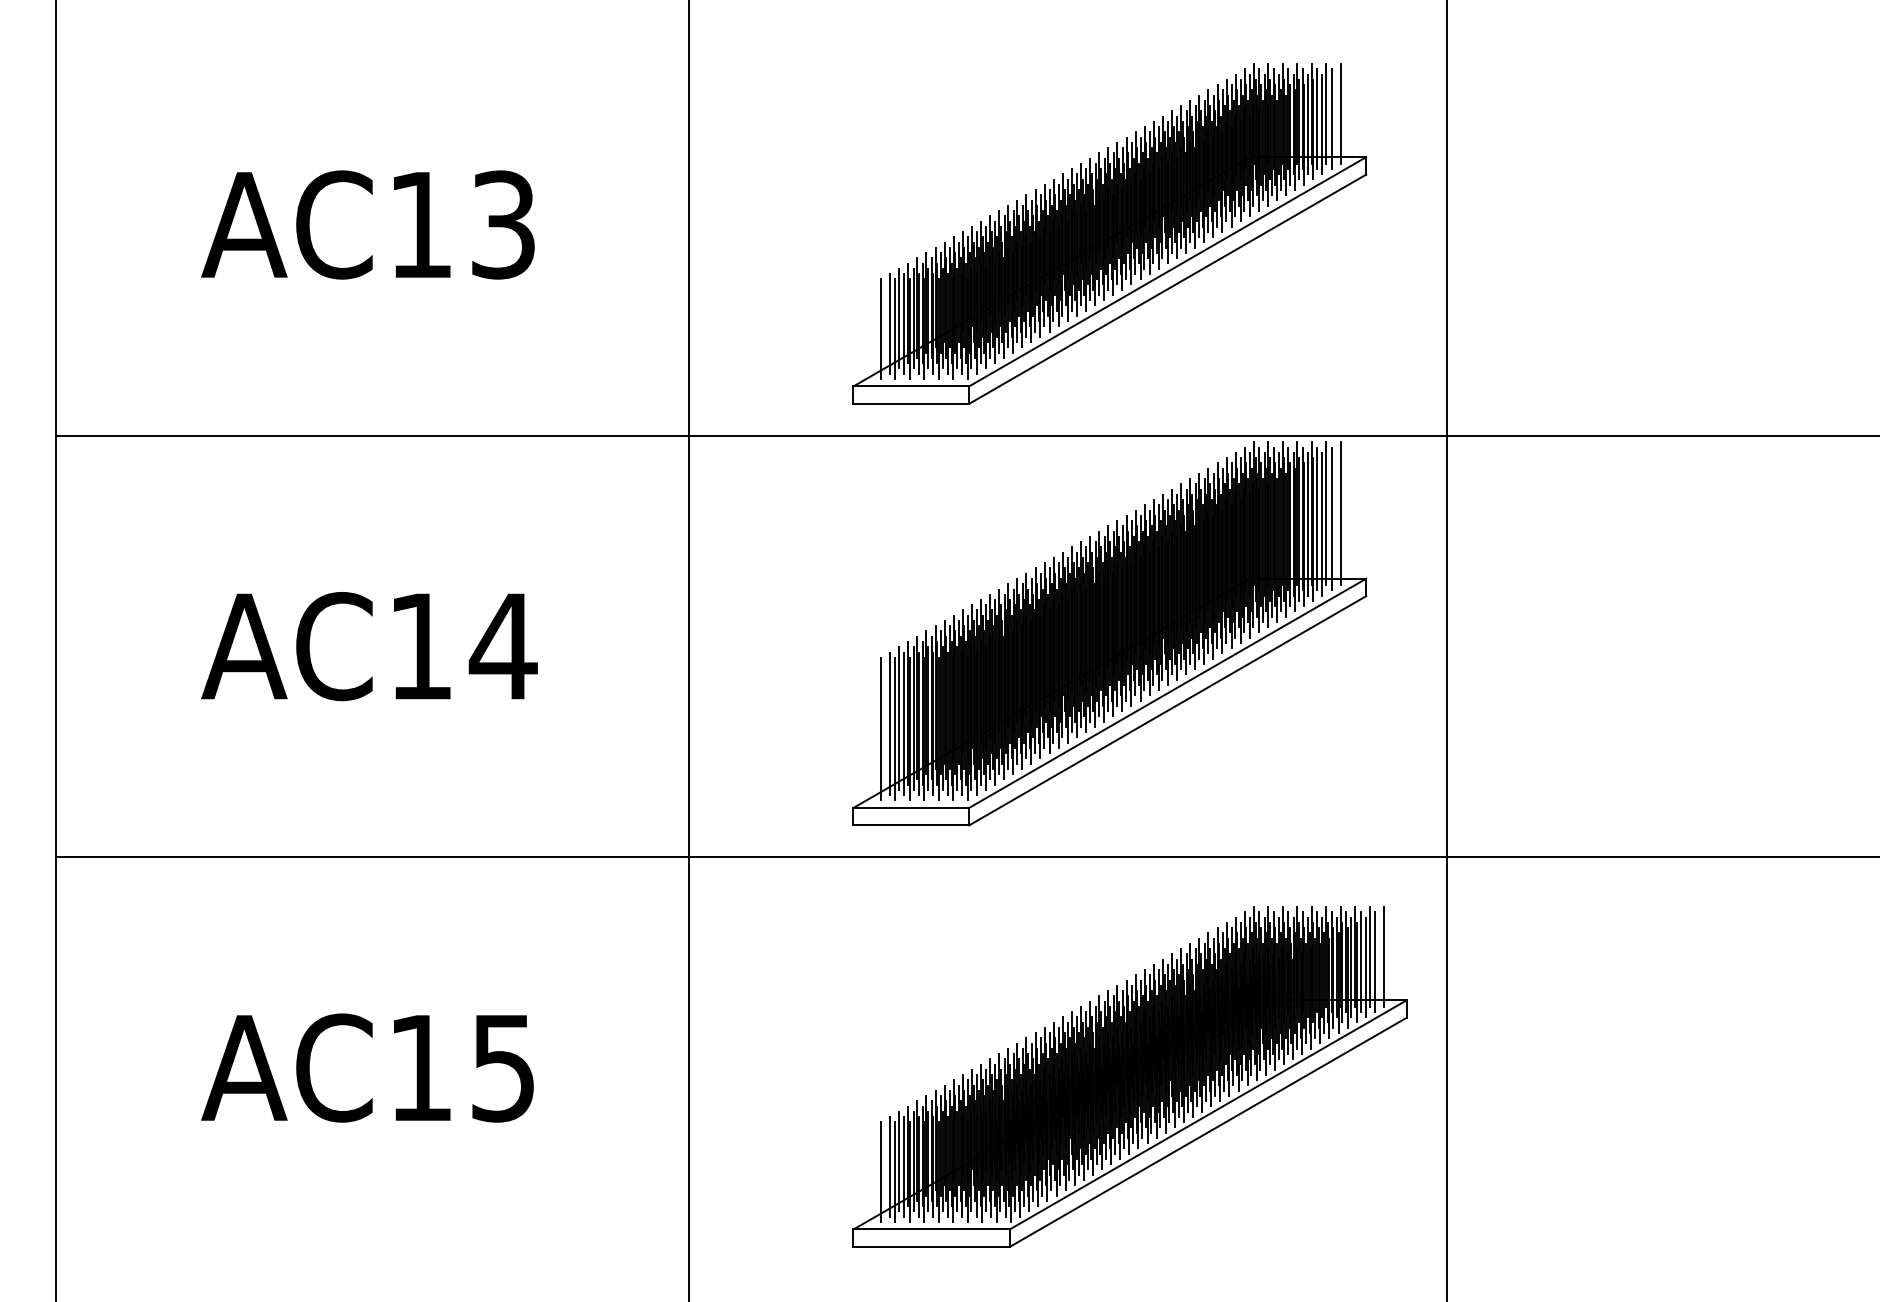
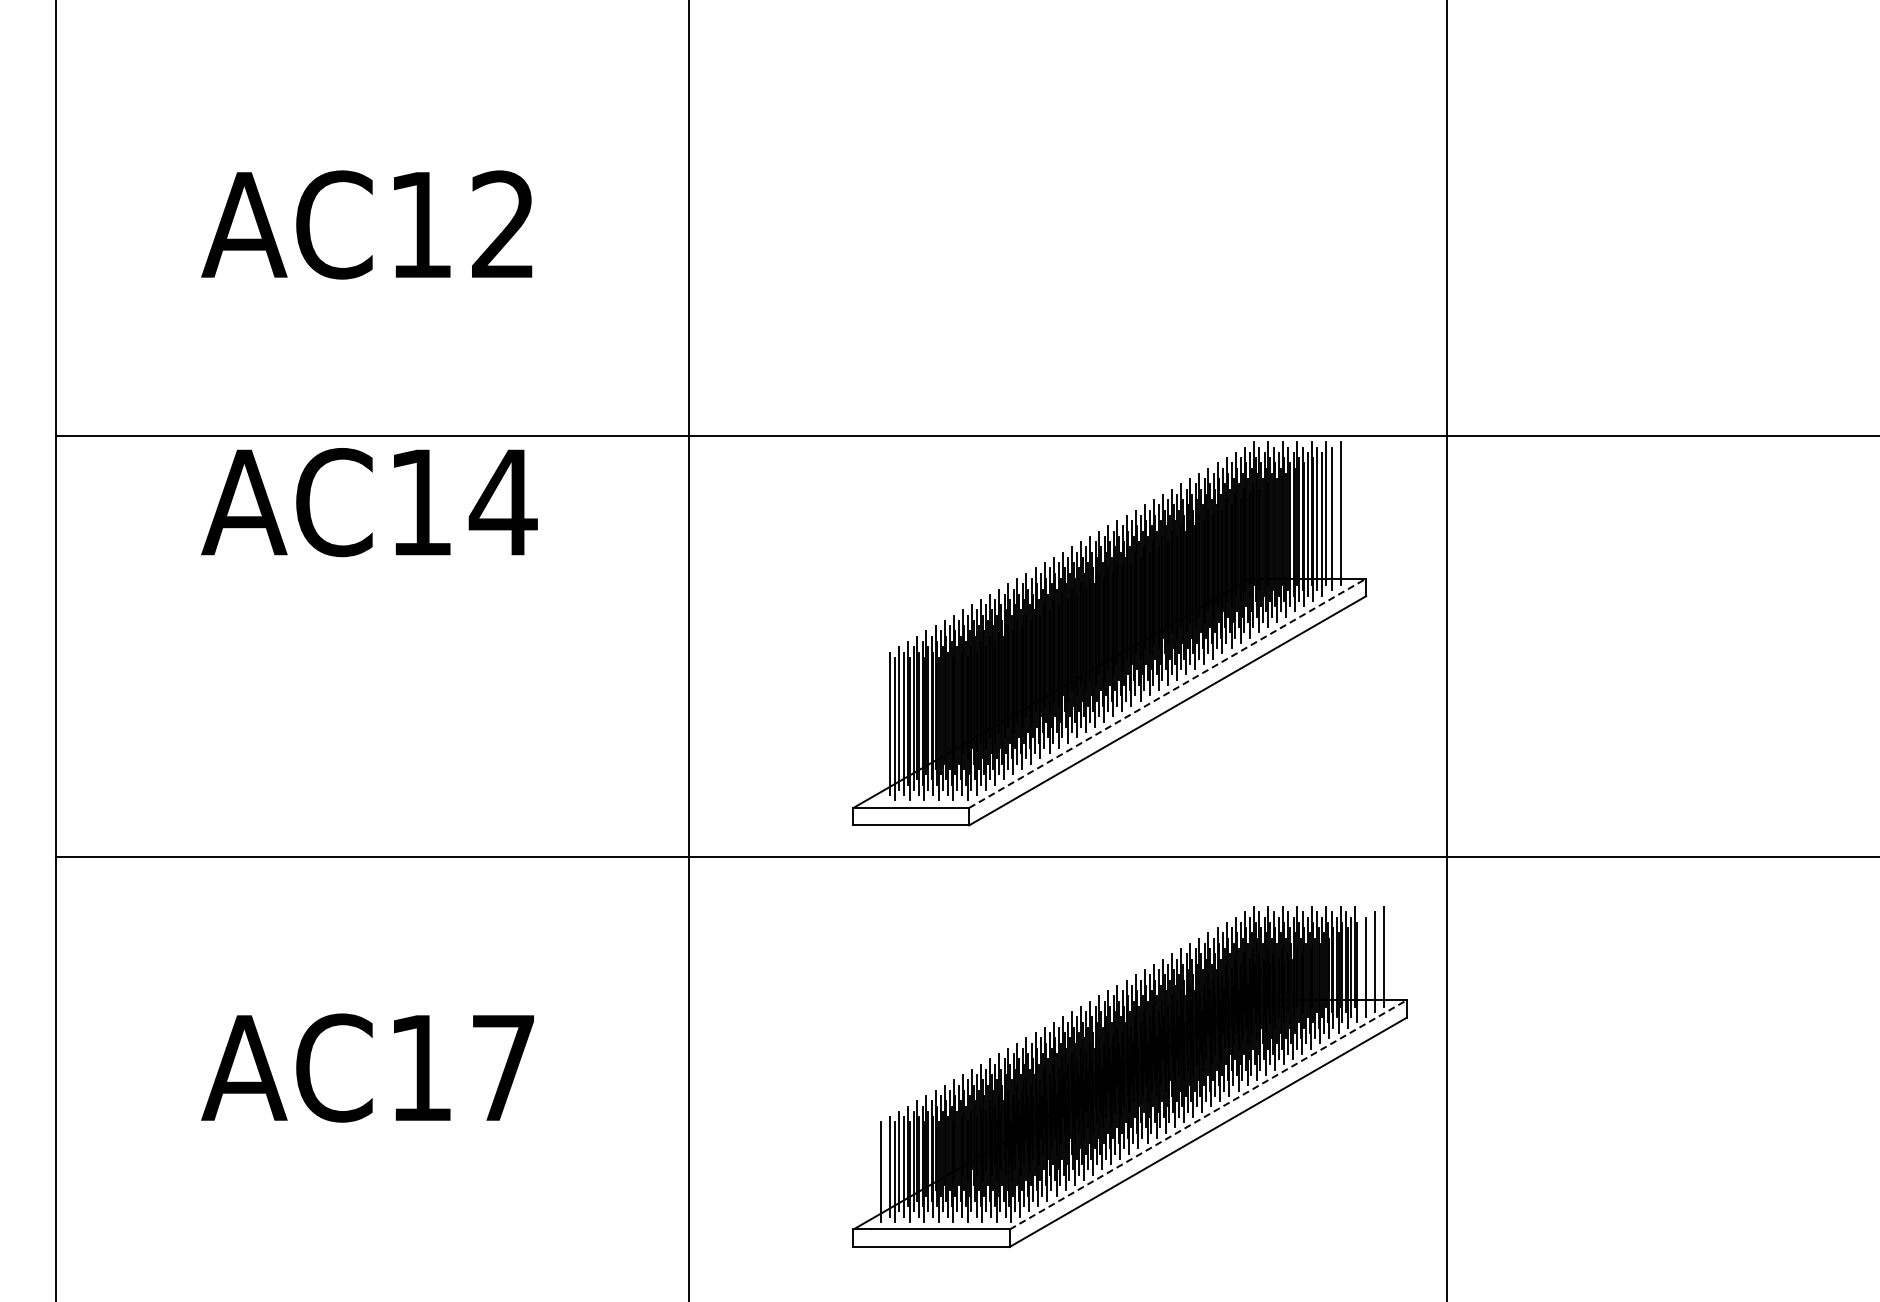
text: AC13 -> AC12 (503, 224)
part: present -> none (1109, 233)
text position: (369, 646) -> (369, 502) (369, 502)
line: solid -> dashed (1168, 693)
line: present -> none (880, 728)
line: present -> none (1369, 956)
line: present -> none (1360, 961)
text: AC15 -> AC17 (502, 1068)
line: solid -> dashed (1208, 1114)
